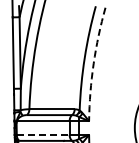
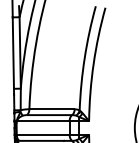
arc: dashed -> solid (93, 63)
line: dashed -> solid (43, 134)
